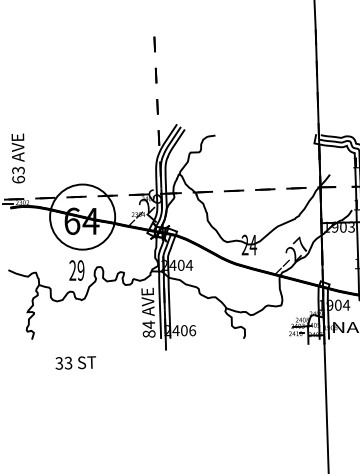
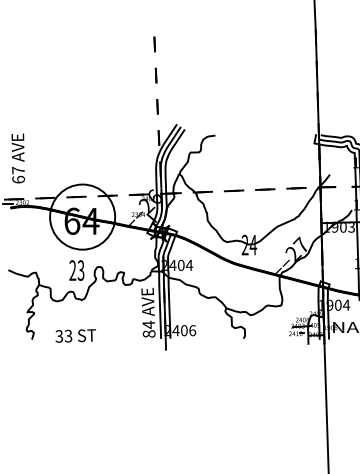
text: 63 -> 67 (18, 170)
text: 29 -> 23 (80, 270)
text position: (75, 362) -> (75, 335) (75, 335)
